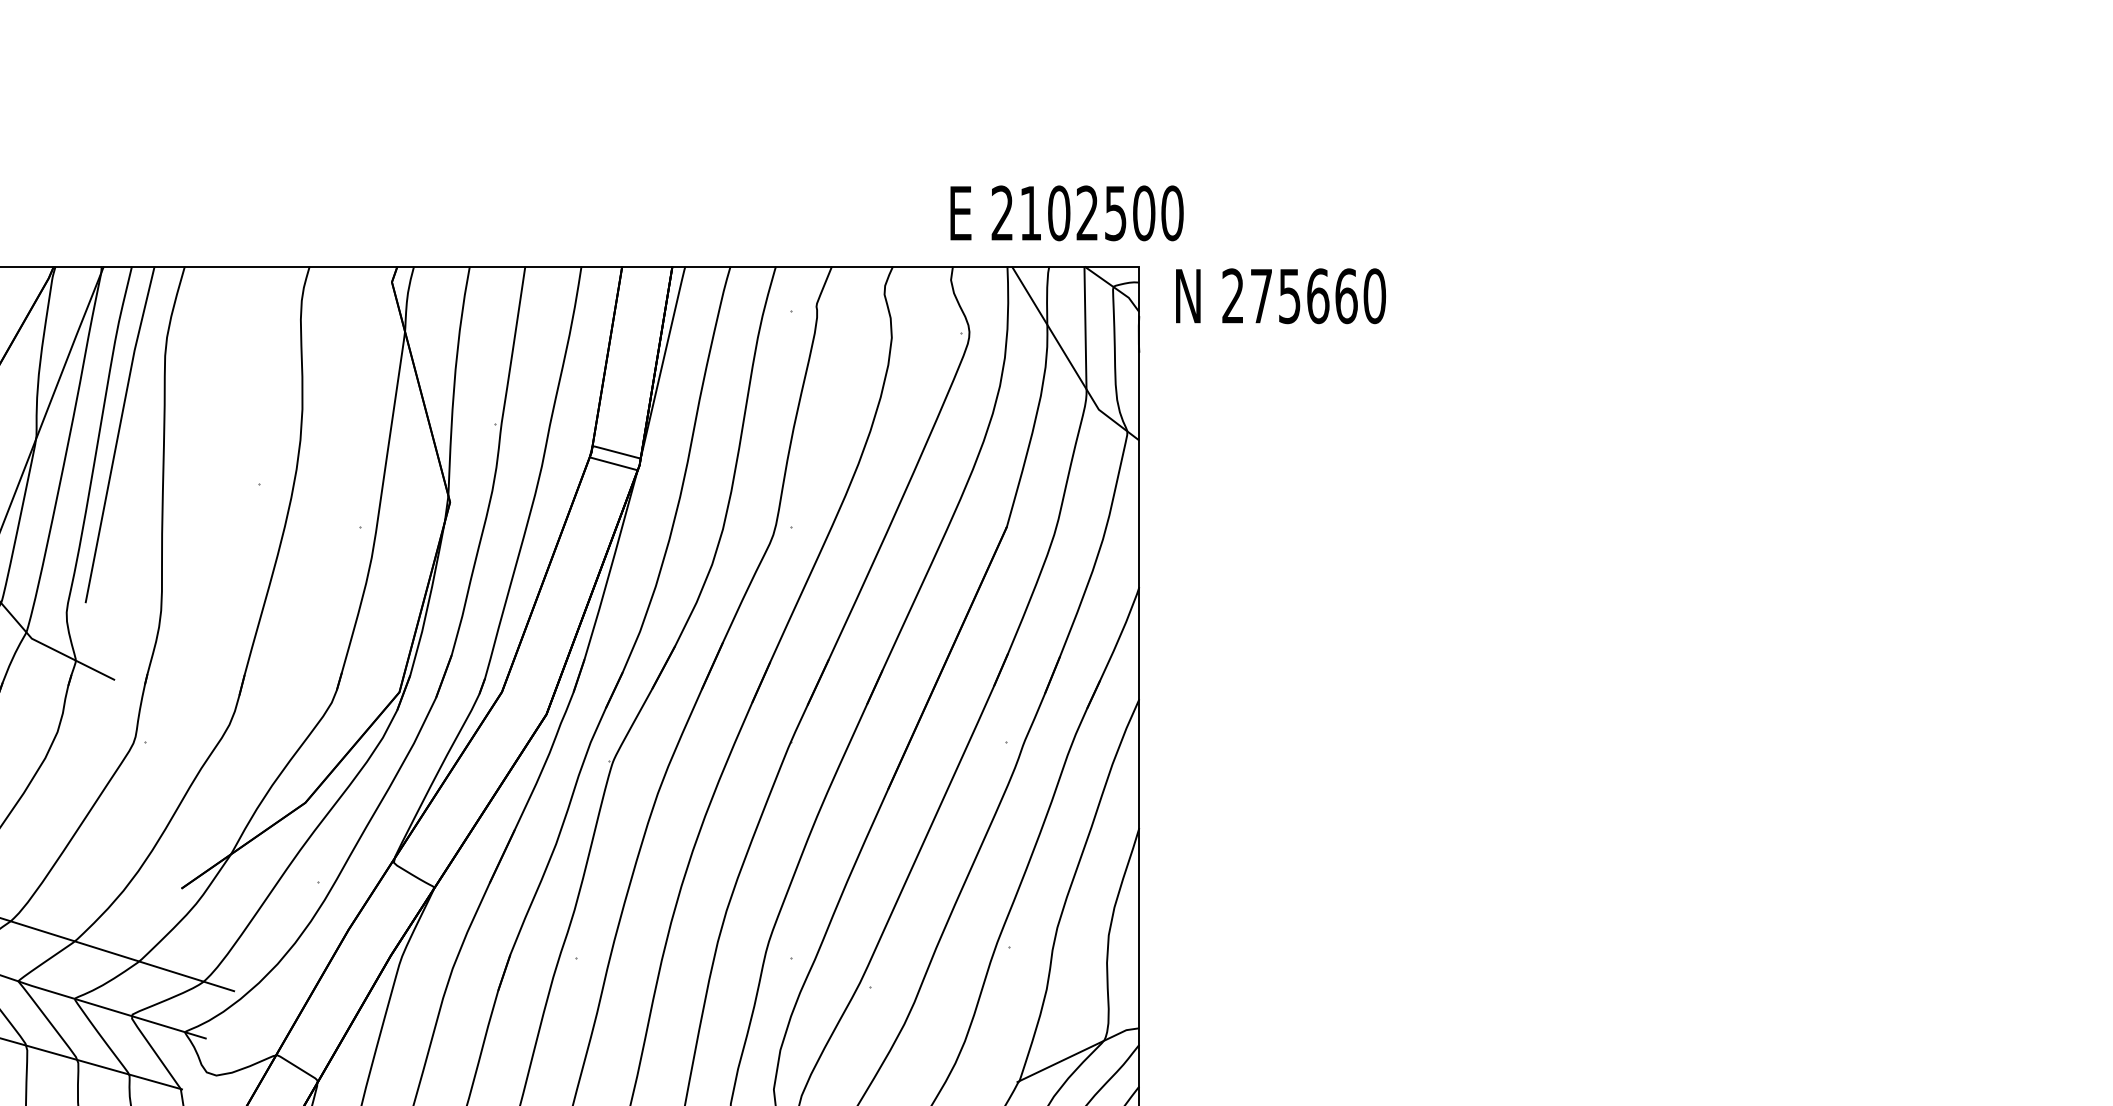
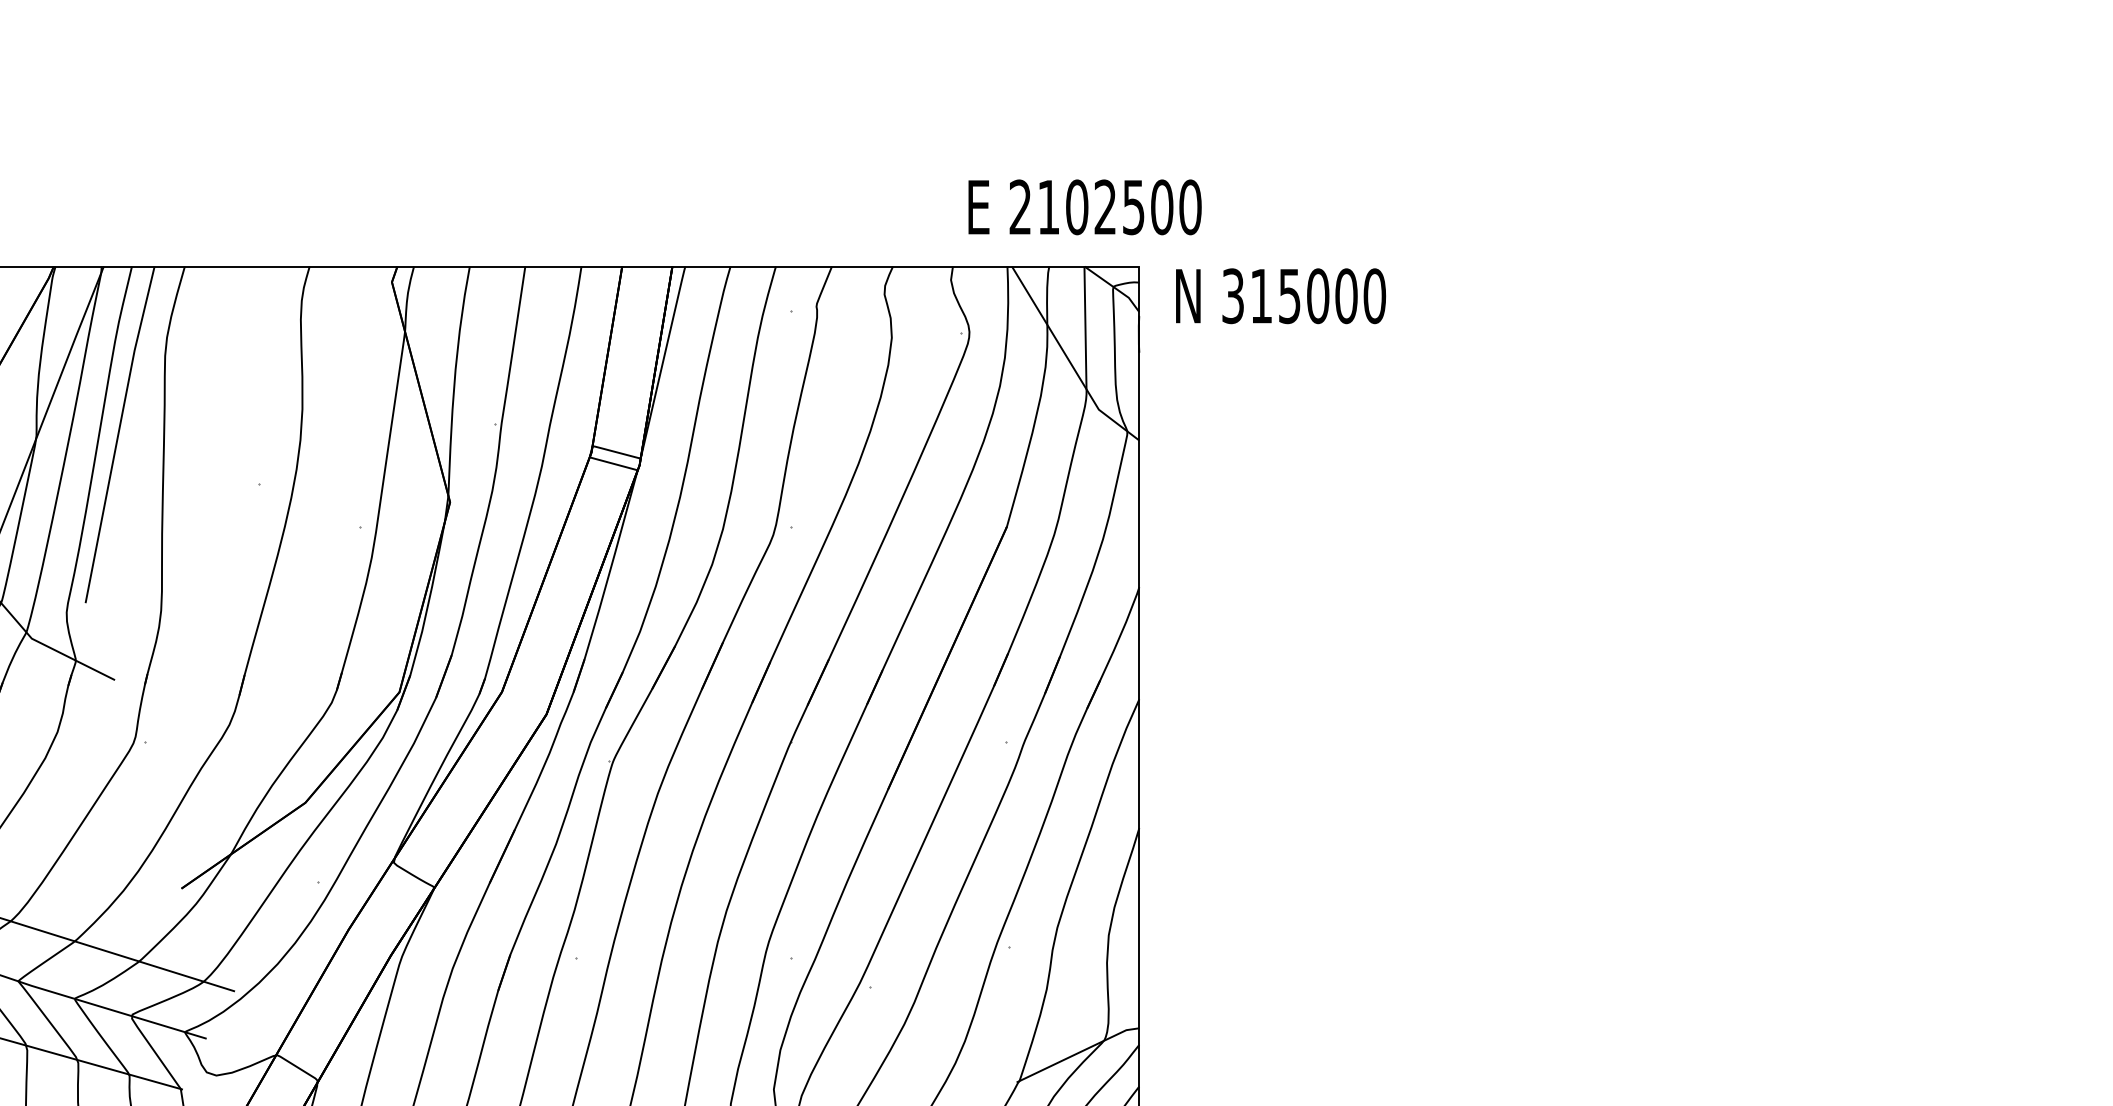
text position: (1066, 213) -> (1084, 207) (1084, 207)
text: 275660 -> 315000 (1289, 296)
